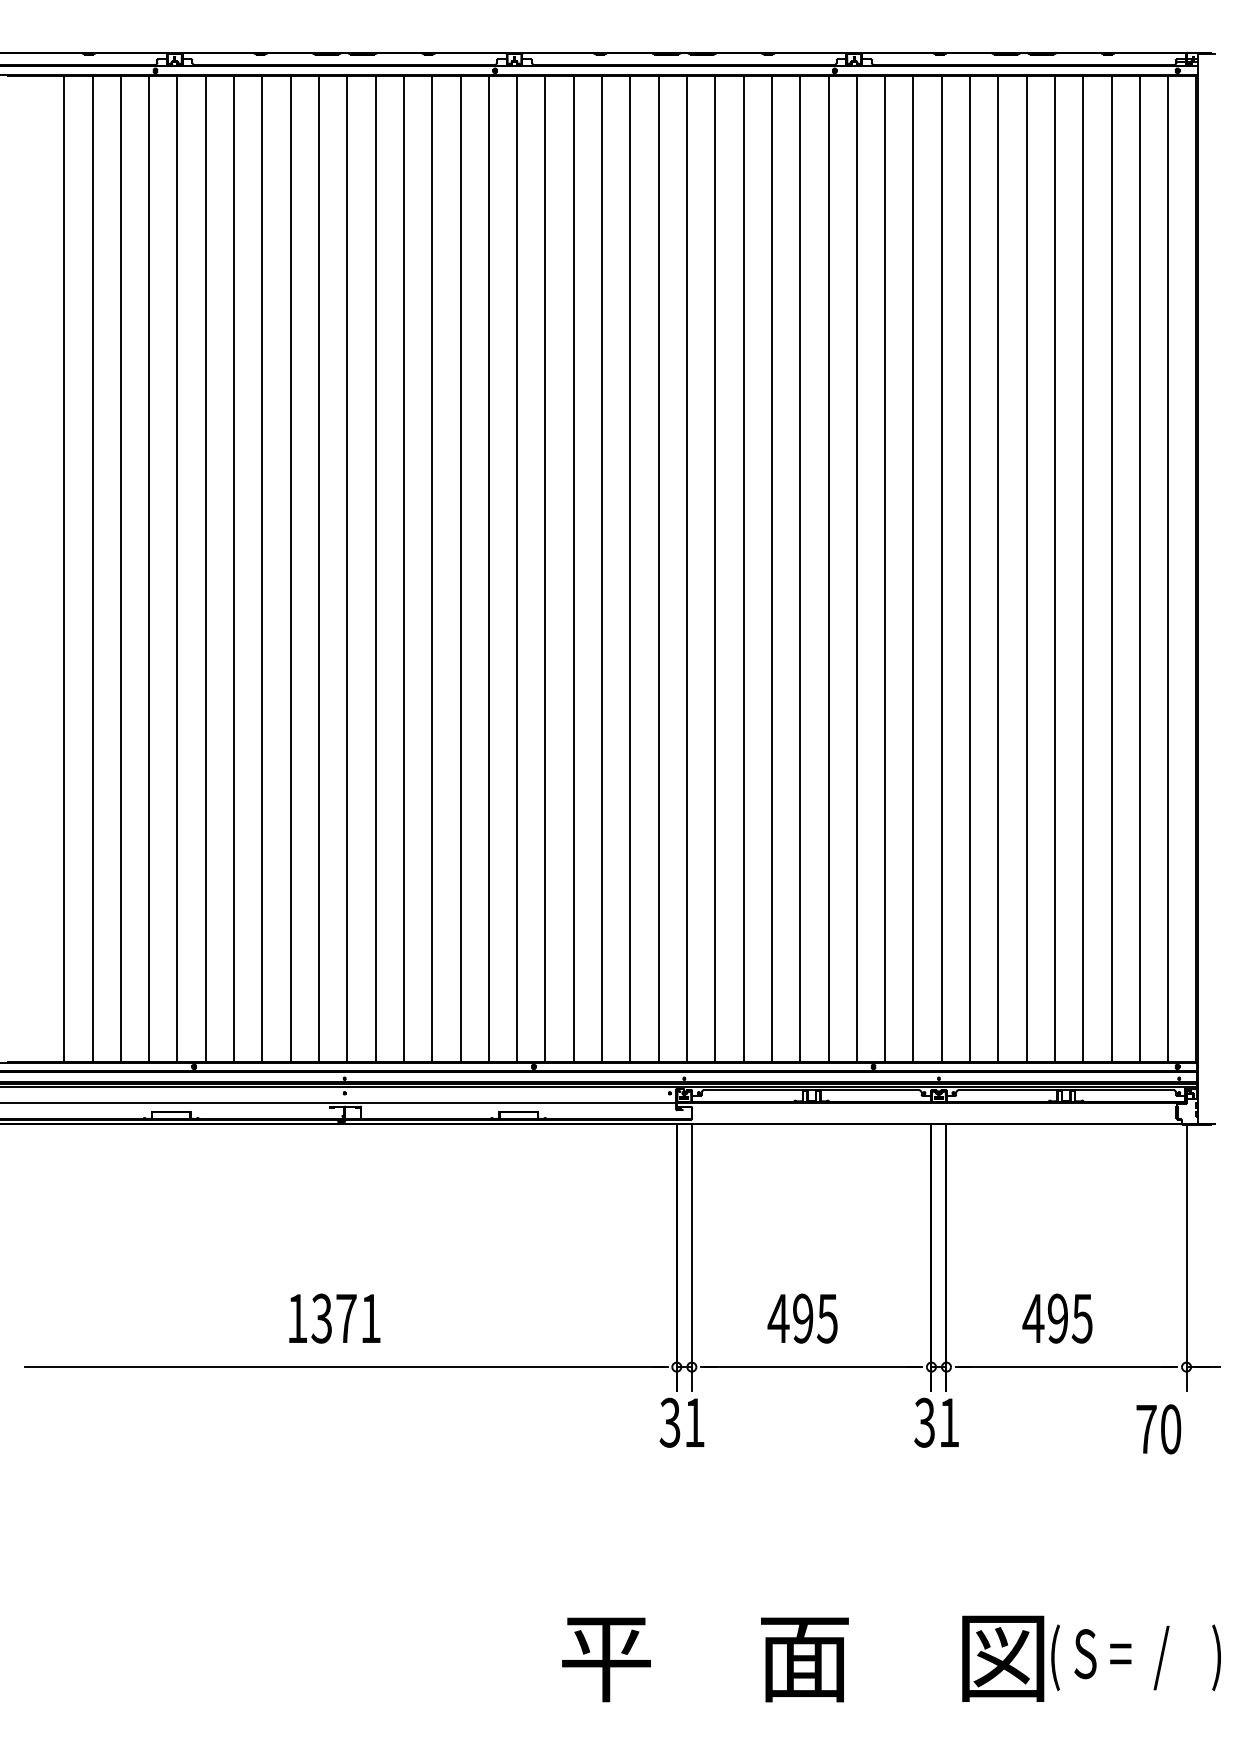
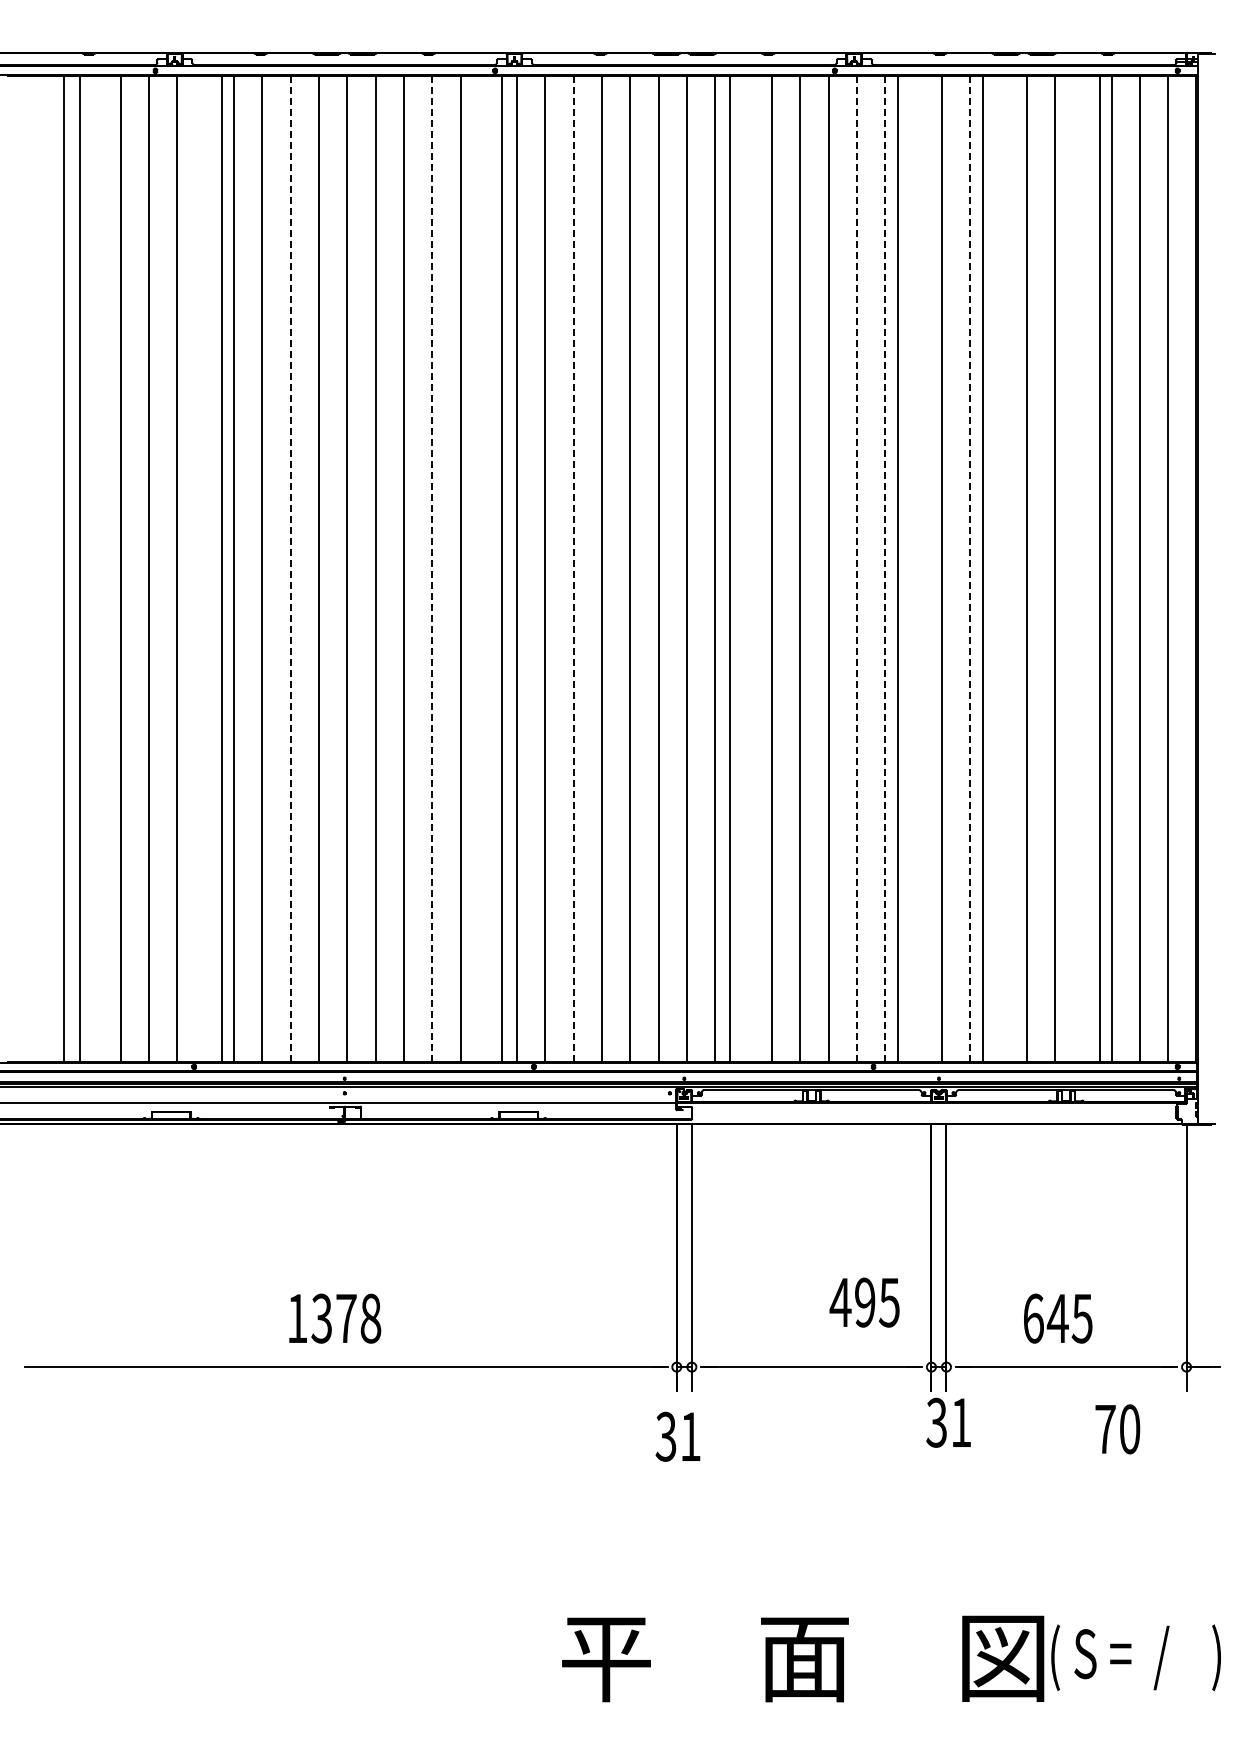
line position: (92, 568) -> (79, 568) (79, 568)
line position: (205, 568) -> (221, 568) (221, 568)
line: solid -> dashed (290, 568)
line: solid -> dashed (432, 568)
line position: (488, 568) -> (501, 568) (501, 568)
line: solid -> dashed (573, 568)
line position: (743, 568) -> (729, 568) (729, 568)
line: solid -> dashed (856, 568)
line: solid -> dashed (885, 568)
line position: (913, 568) -> (898, 568) (898, 568)
line: solid -> dashed (970, 568)
line position: (998, 568) -> (983, 568) (983, 568)
line position: (1083, 568) -> (1100, 568) (1100, 568)
text: 1371 -> 1378 (370, 1318)
text position: (802, 1318) -> (864, 1302) (864, 1302)
text: 495 -> 645 (1045, 1318)
text position: (681, 1422) -> (677, 1436) (677, 1436)
text position: (936, 1422) -> (948, 1422) (948, 1422)
text position: (1158, 1429) -> (1117, 1429) (1117, 1429)
